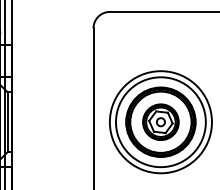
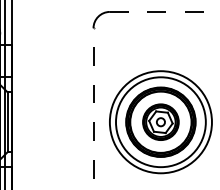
line: solid -> dashed (164, 11)
line: solid -> dashed (93, 108)
